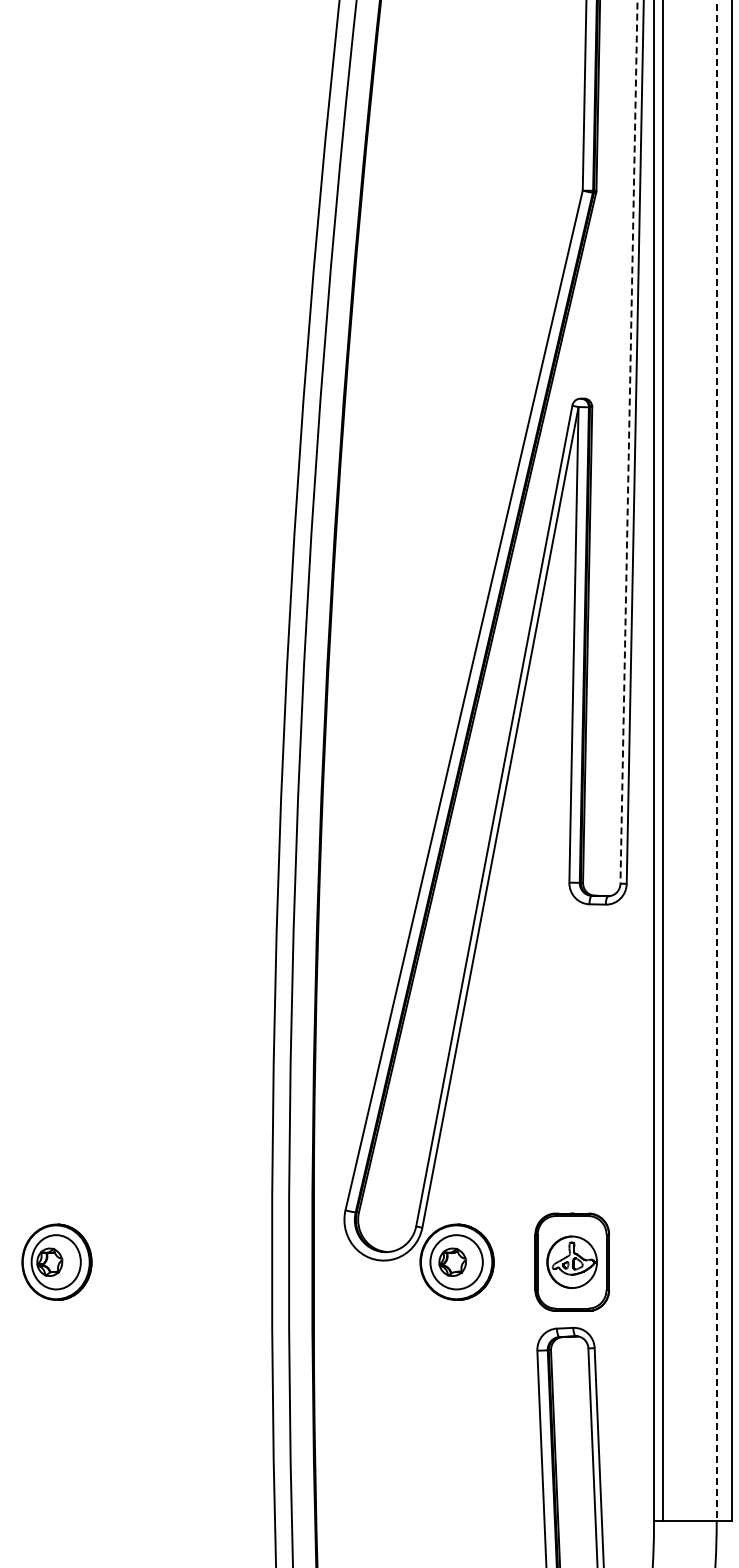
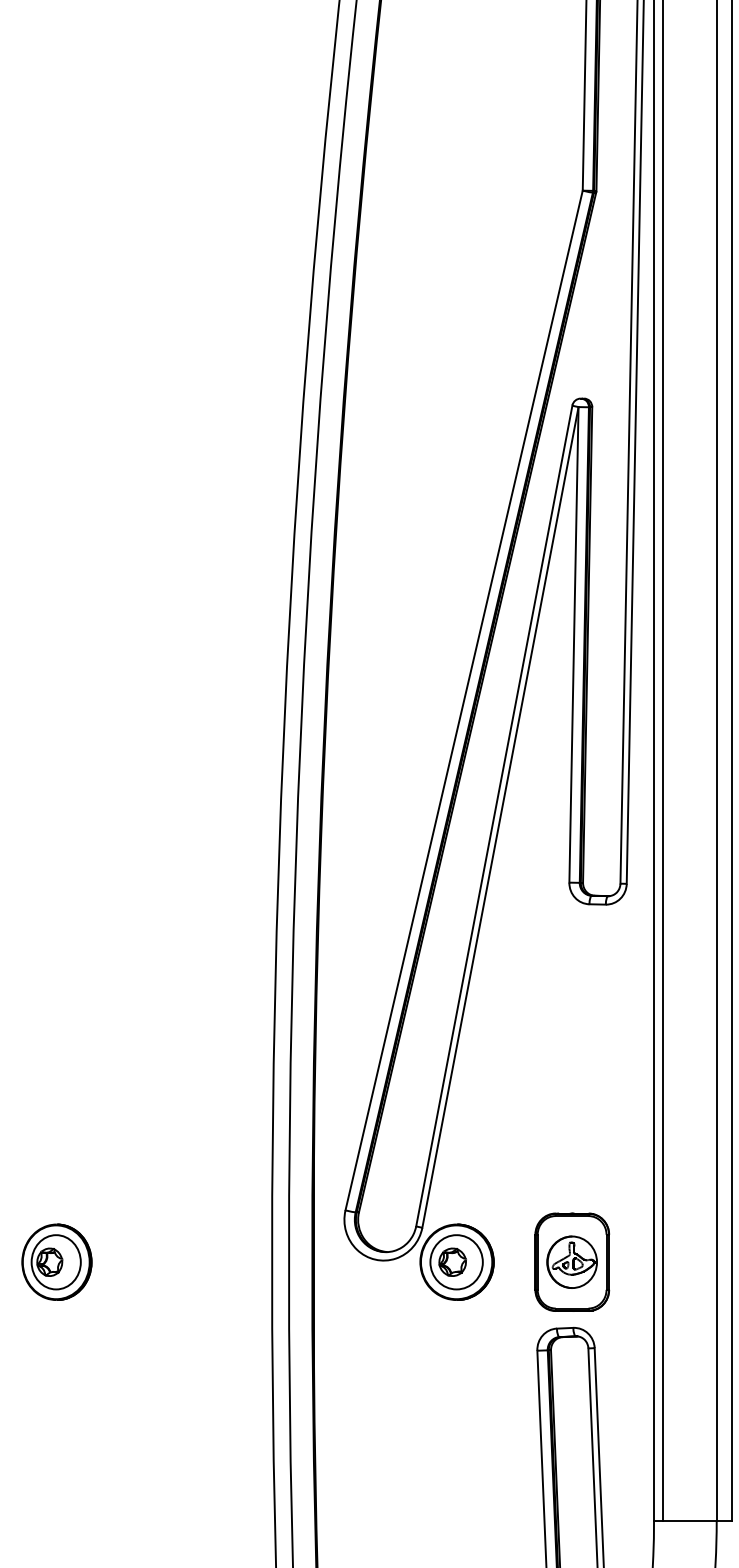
line: dashed -> solid (629, 441)
line: dashed -> solid (716, 761)
